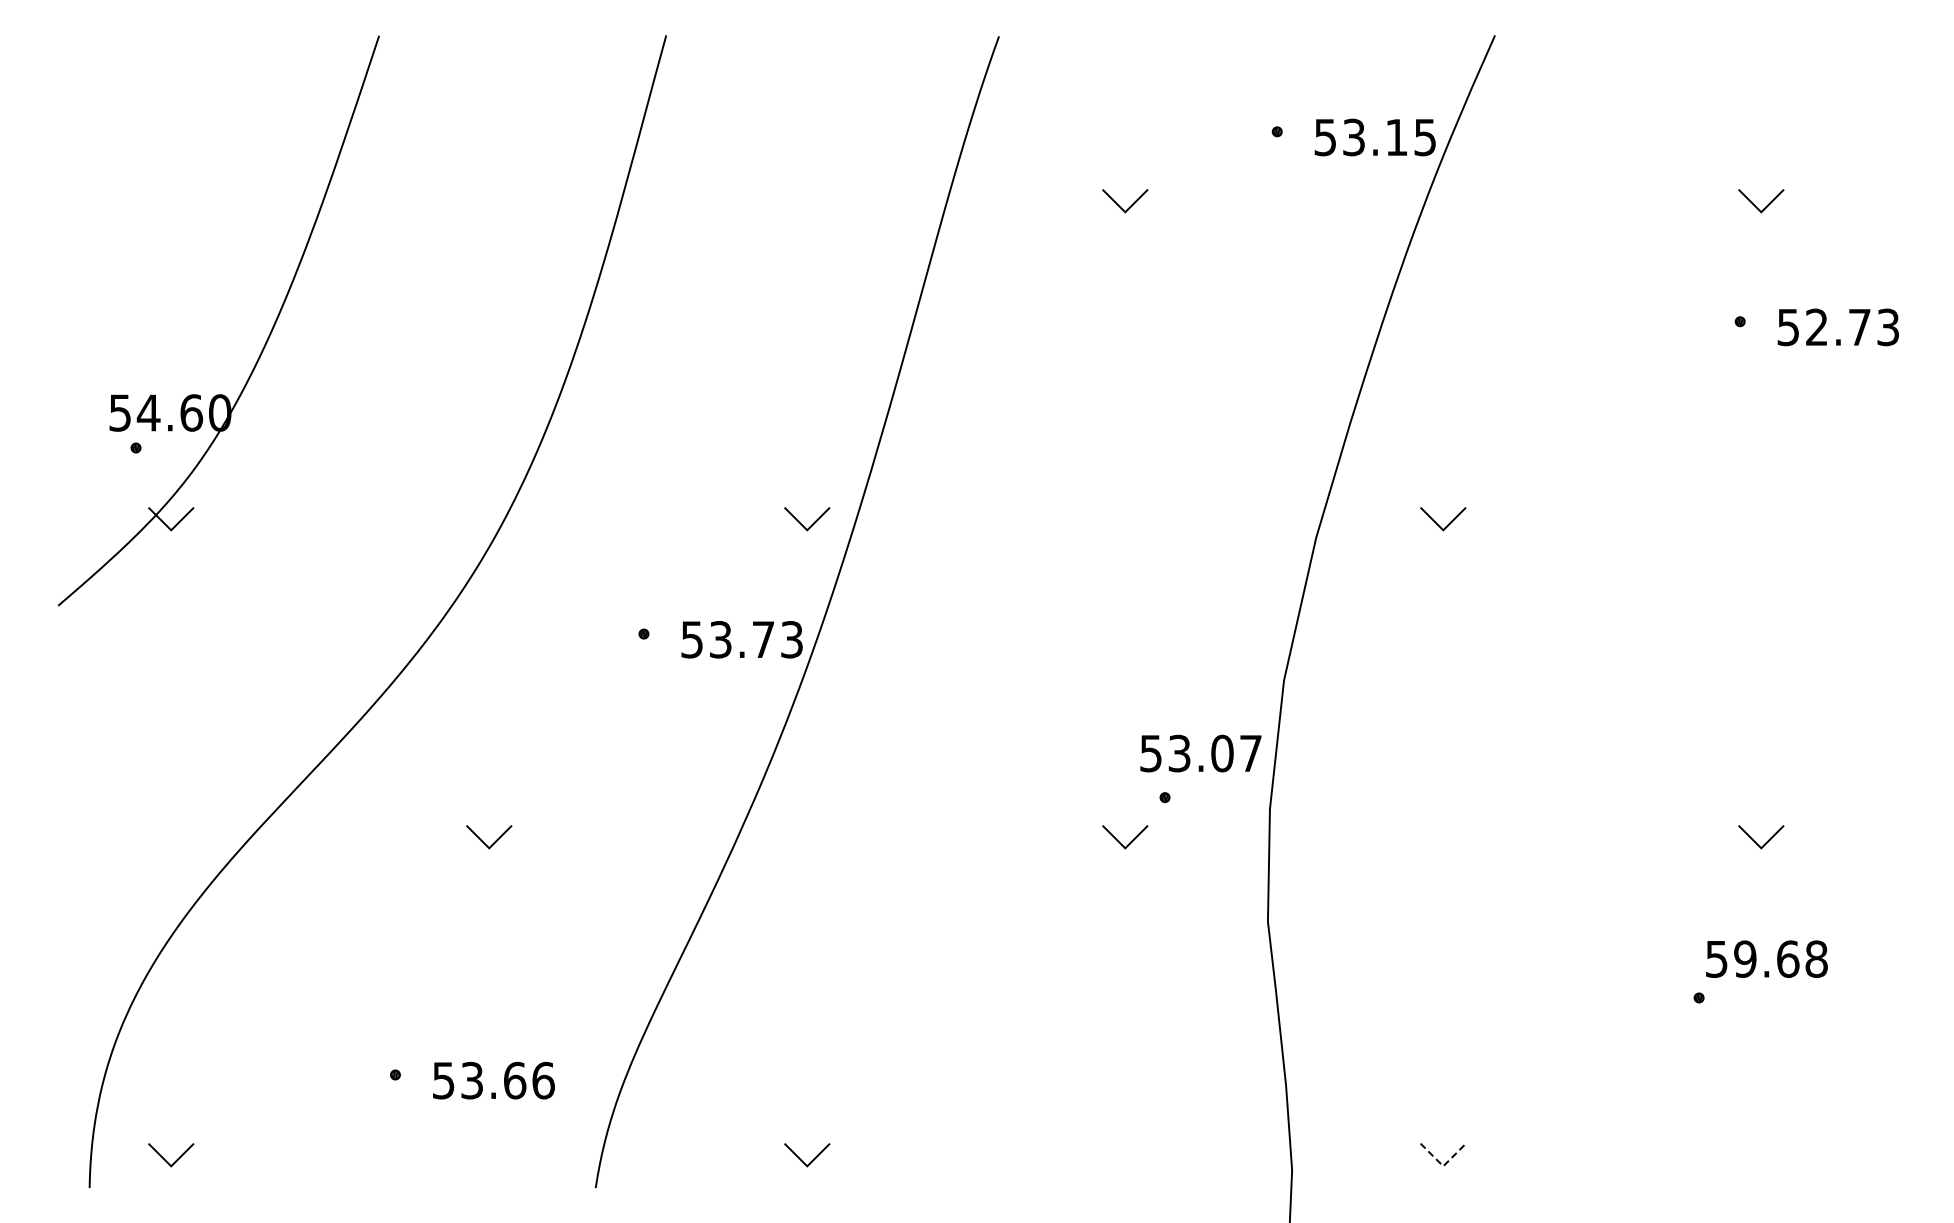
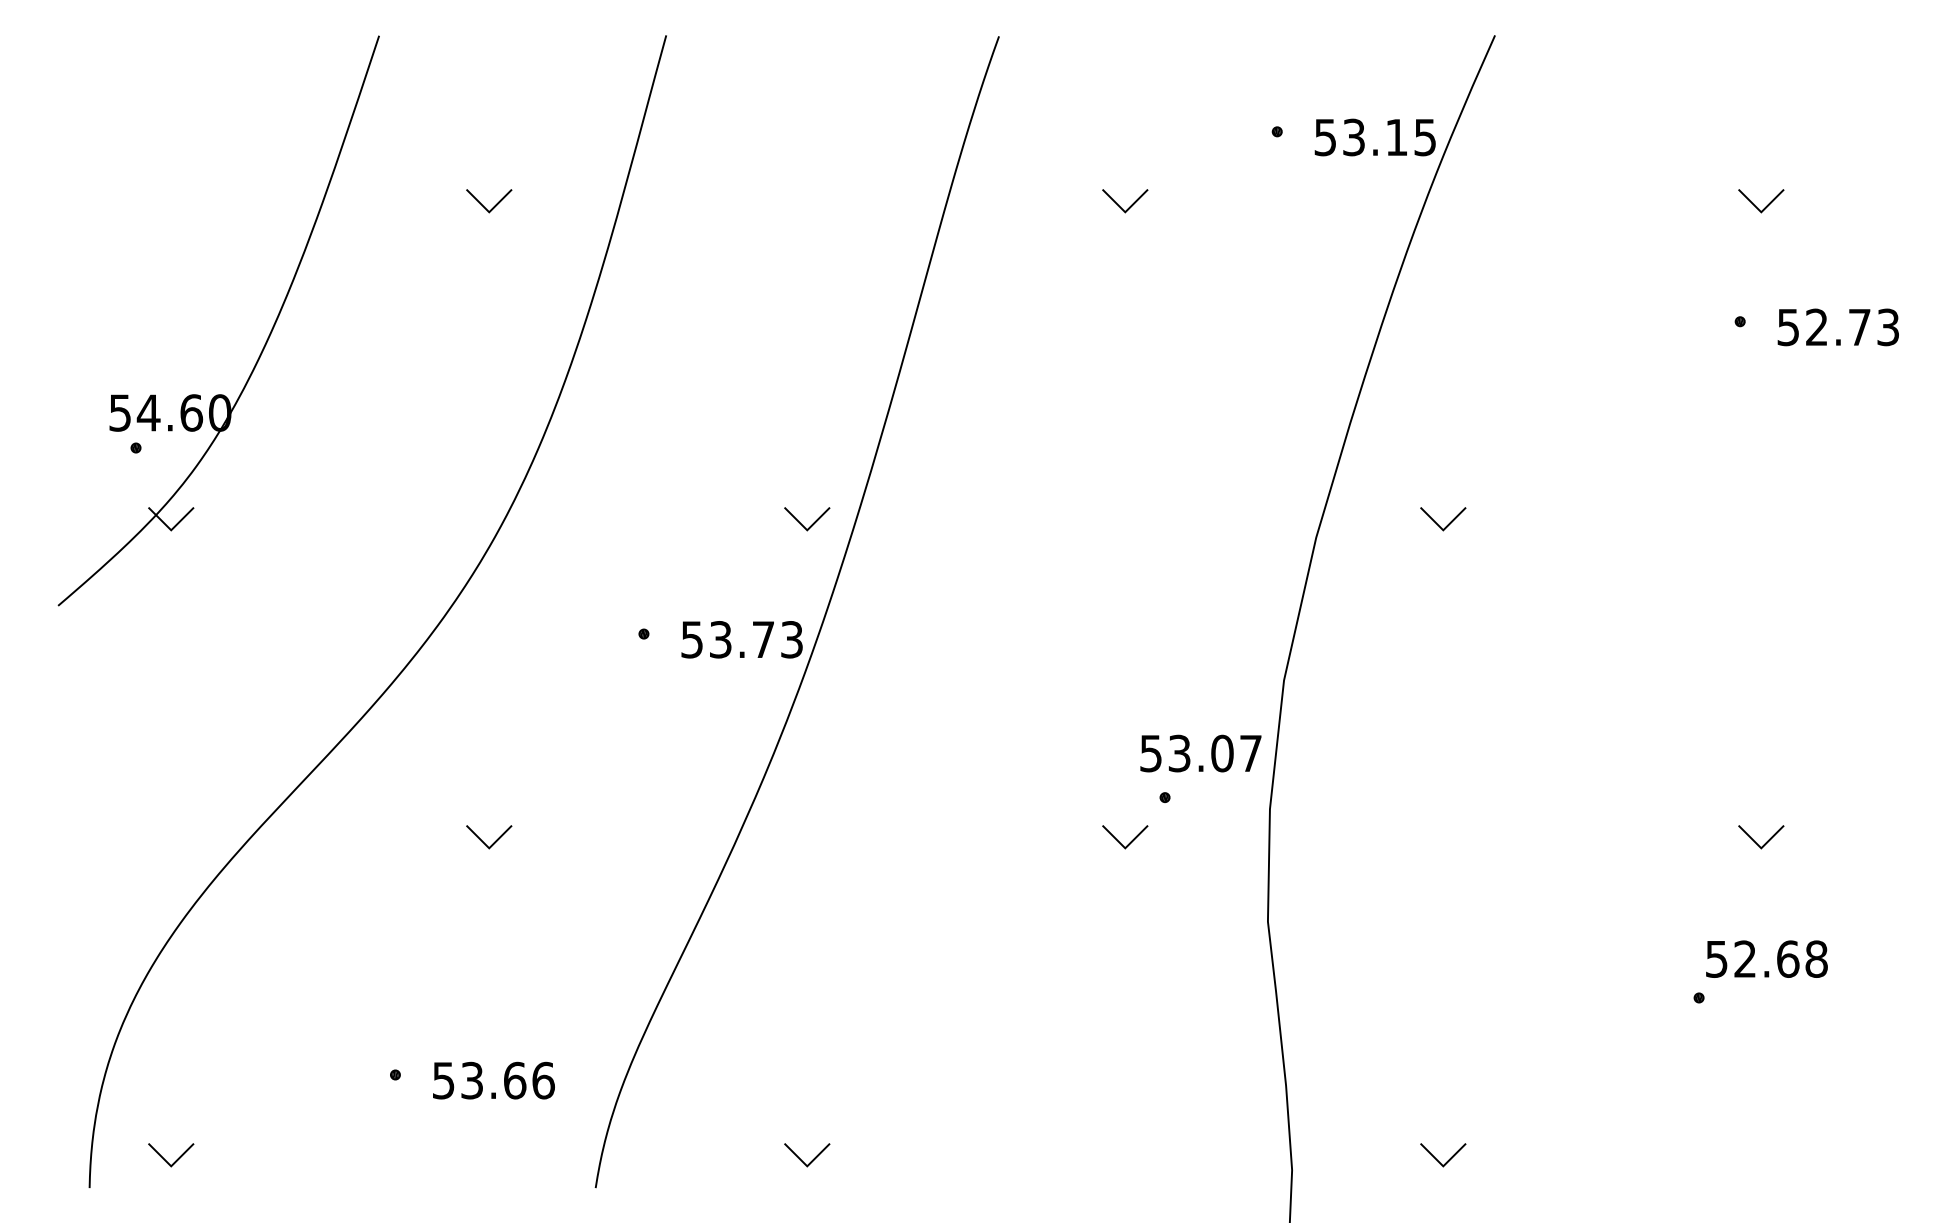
line: none -> present (494, 205)
text: 59.68 -> 52.68 (1745, 958)
line: dashed -> solid (1443, 1166)
